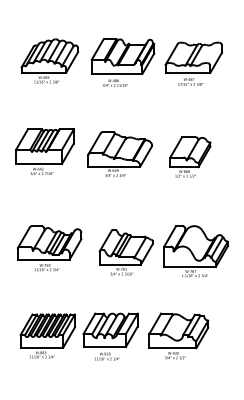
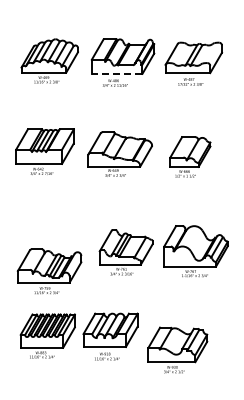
line: solid -> dashed (116, 73)
part position: (49, 248) -> (49, 271) (49, 271)
part position: (178, 335) -> (177, 349) (177, 349)
